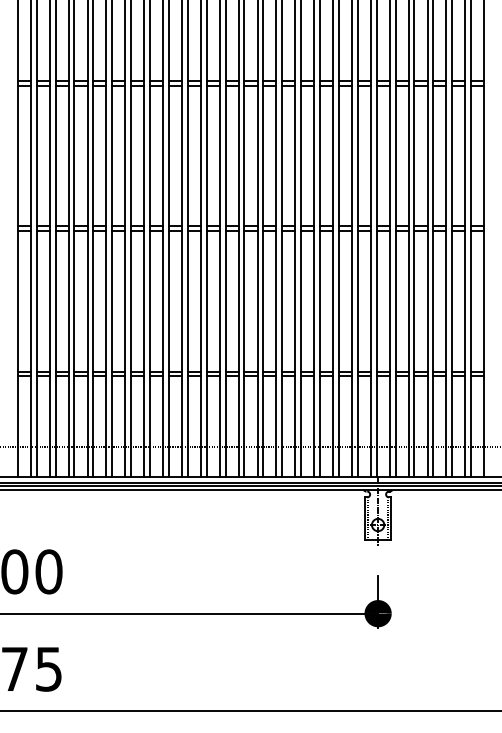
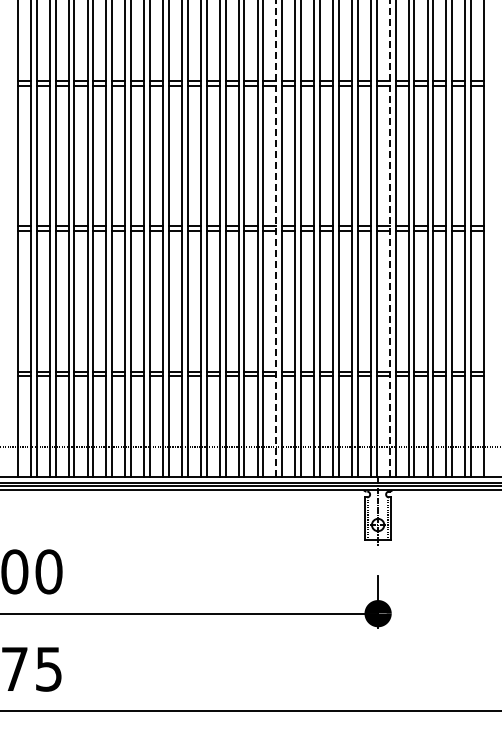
line: solid -> dashed (276, 238)
line: solid -> dashed (389, 238)
